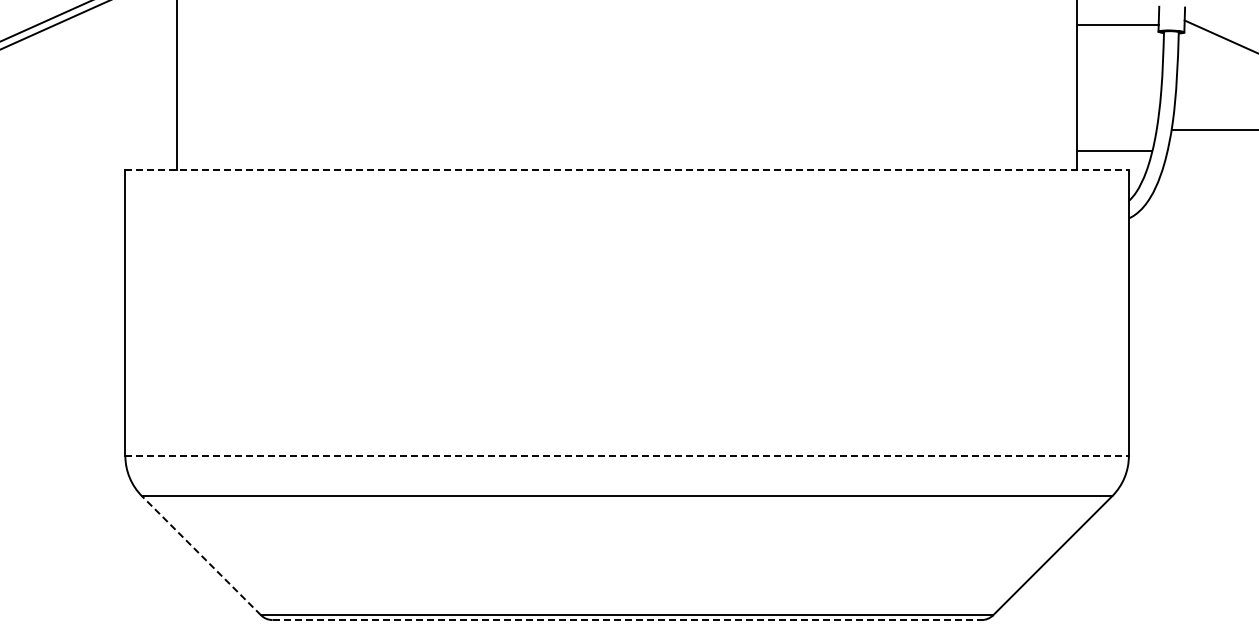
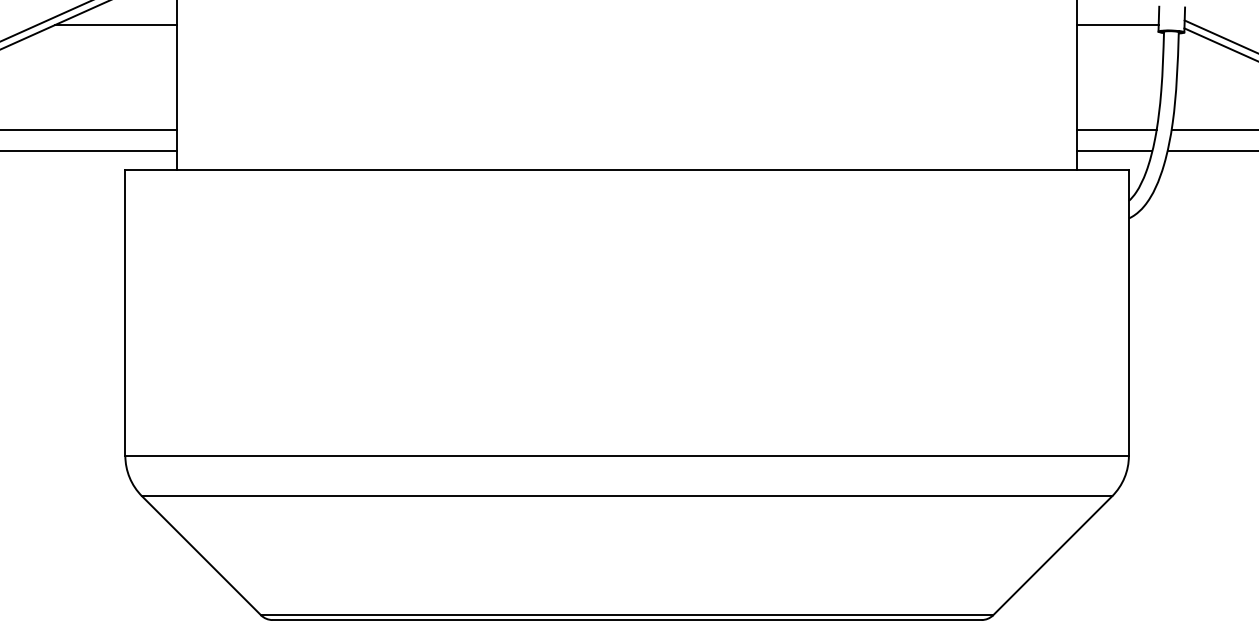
line: none -> present (115, 25)
line: none -> present (1219, 44)
line: none -> present (89, 130)
line: none -> present (1116, 130)
line: none -> present (89, 151)
line: none -> present (1211, 151)
line: dashed -> solid (627, 169)
line: dashed -> solid (627, 455)
line: dashed -> solid (201, 555)
line: dashed -> solid (627, 620)
